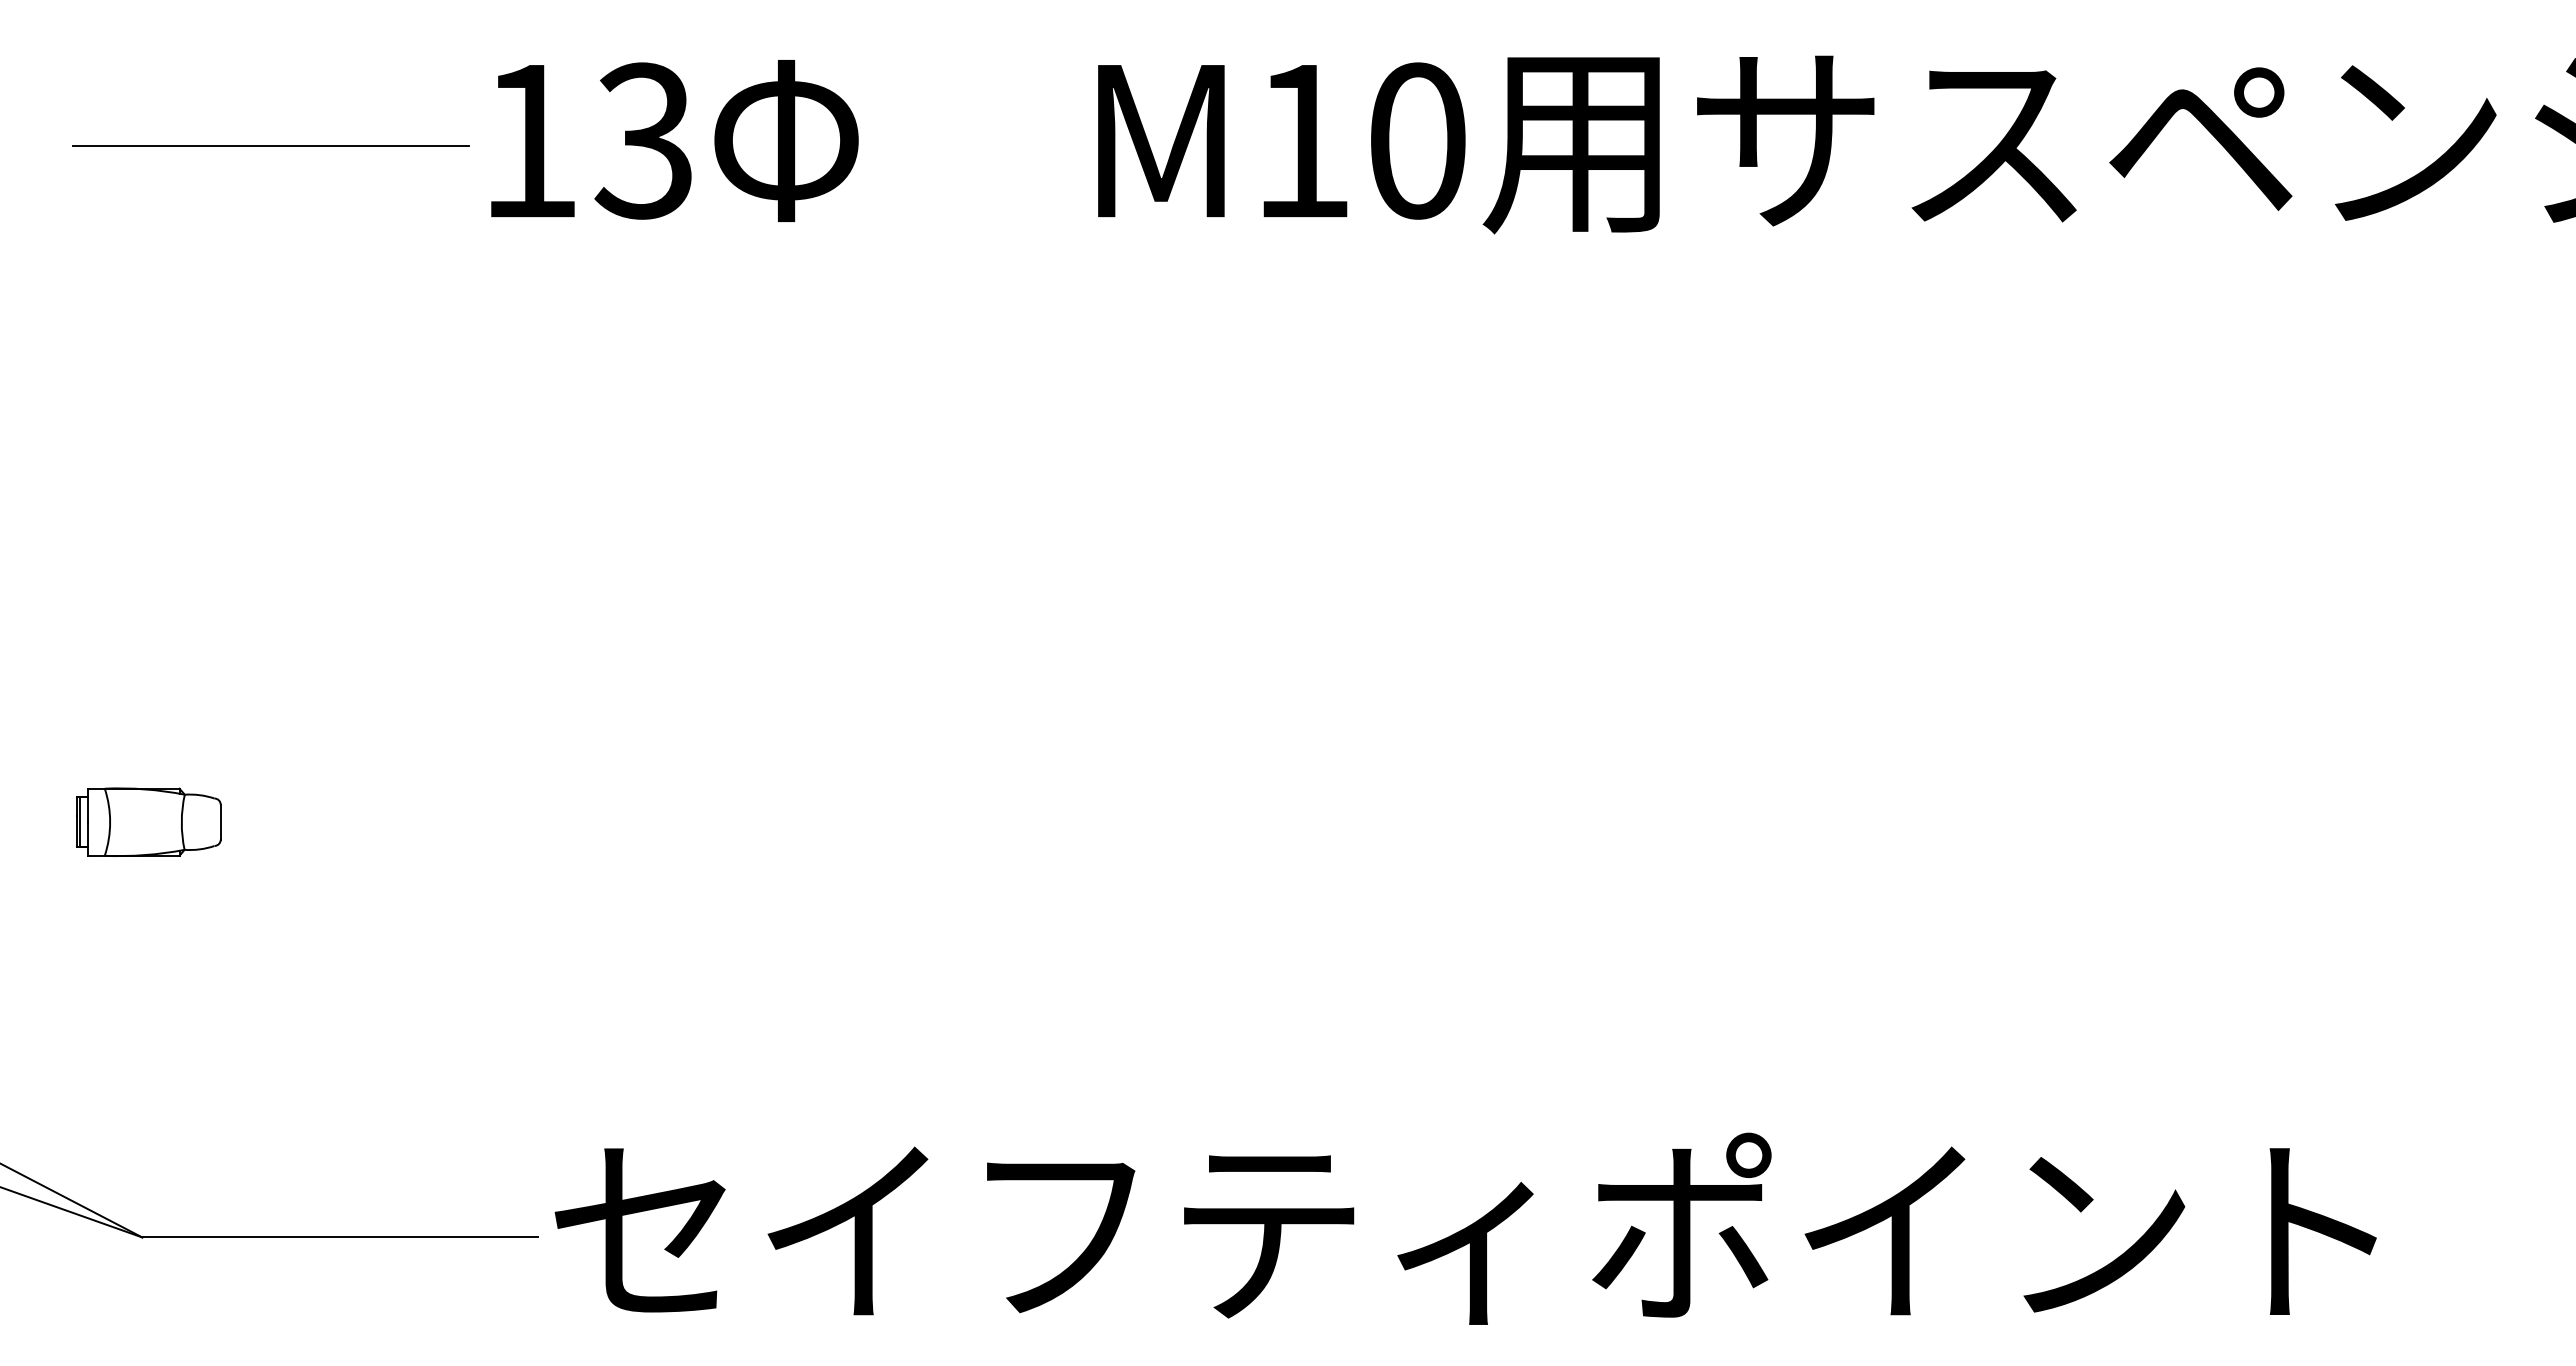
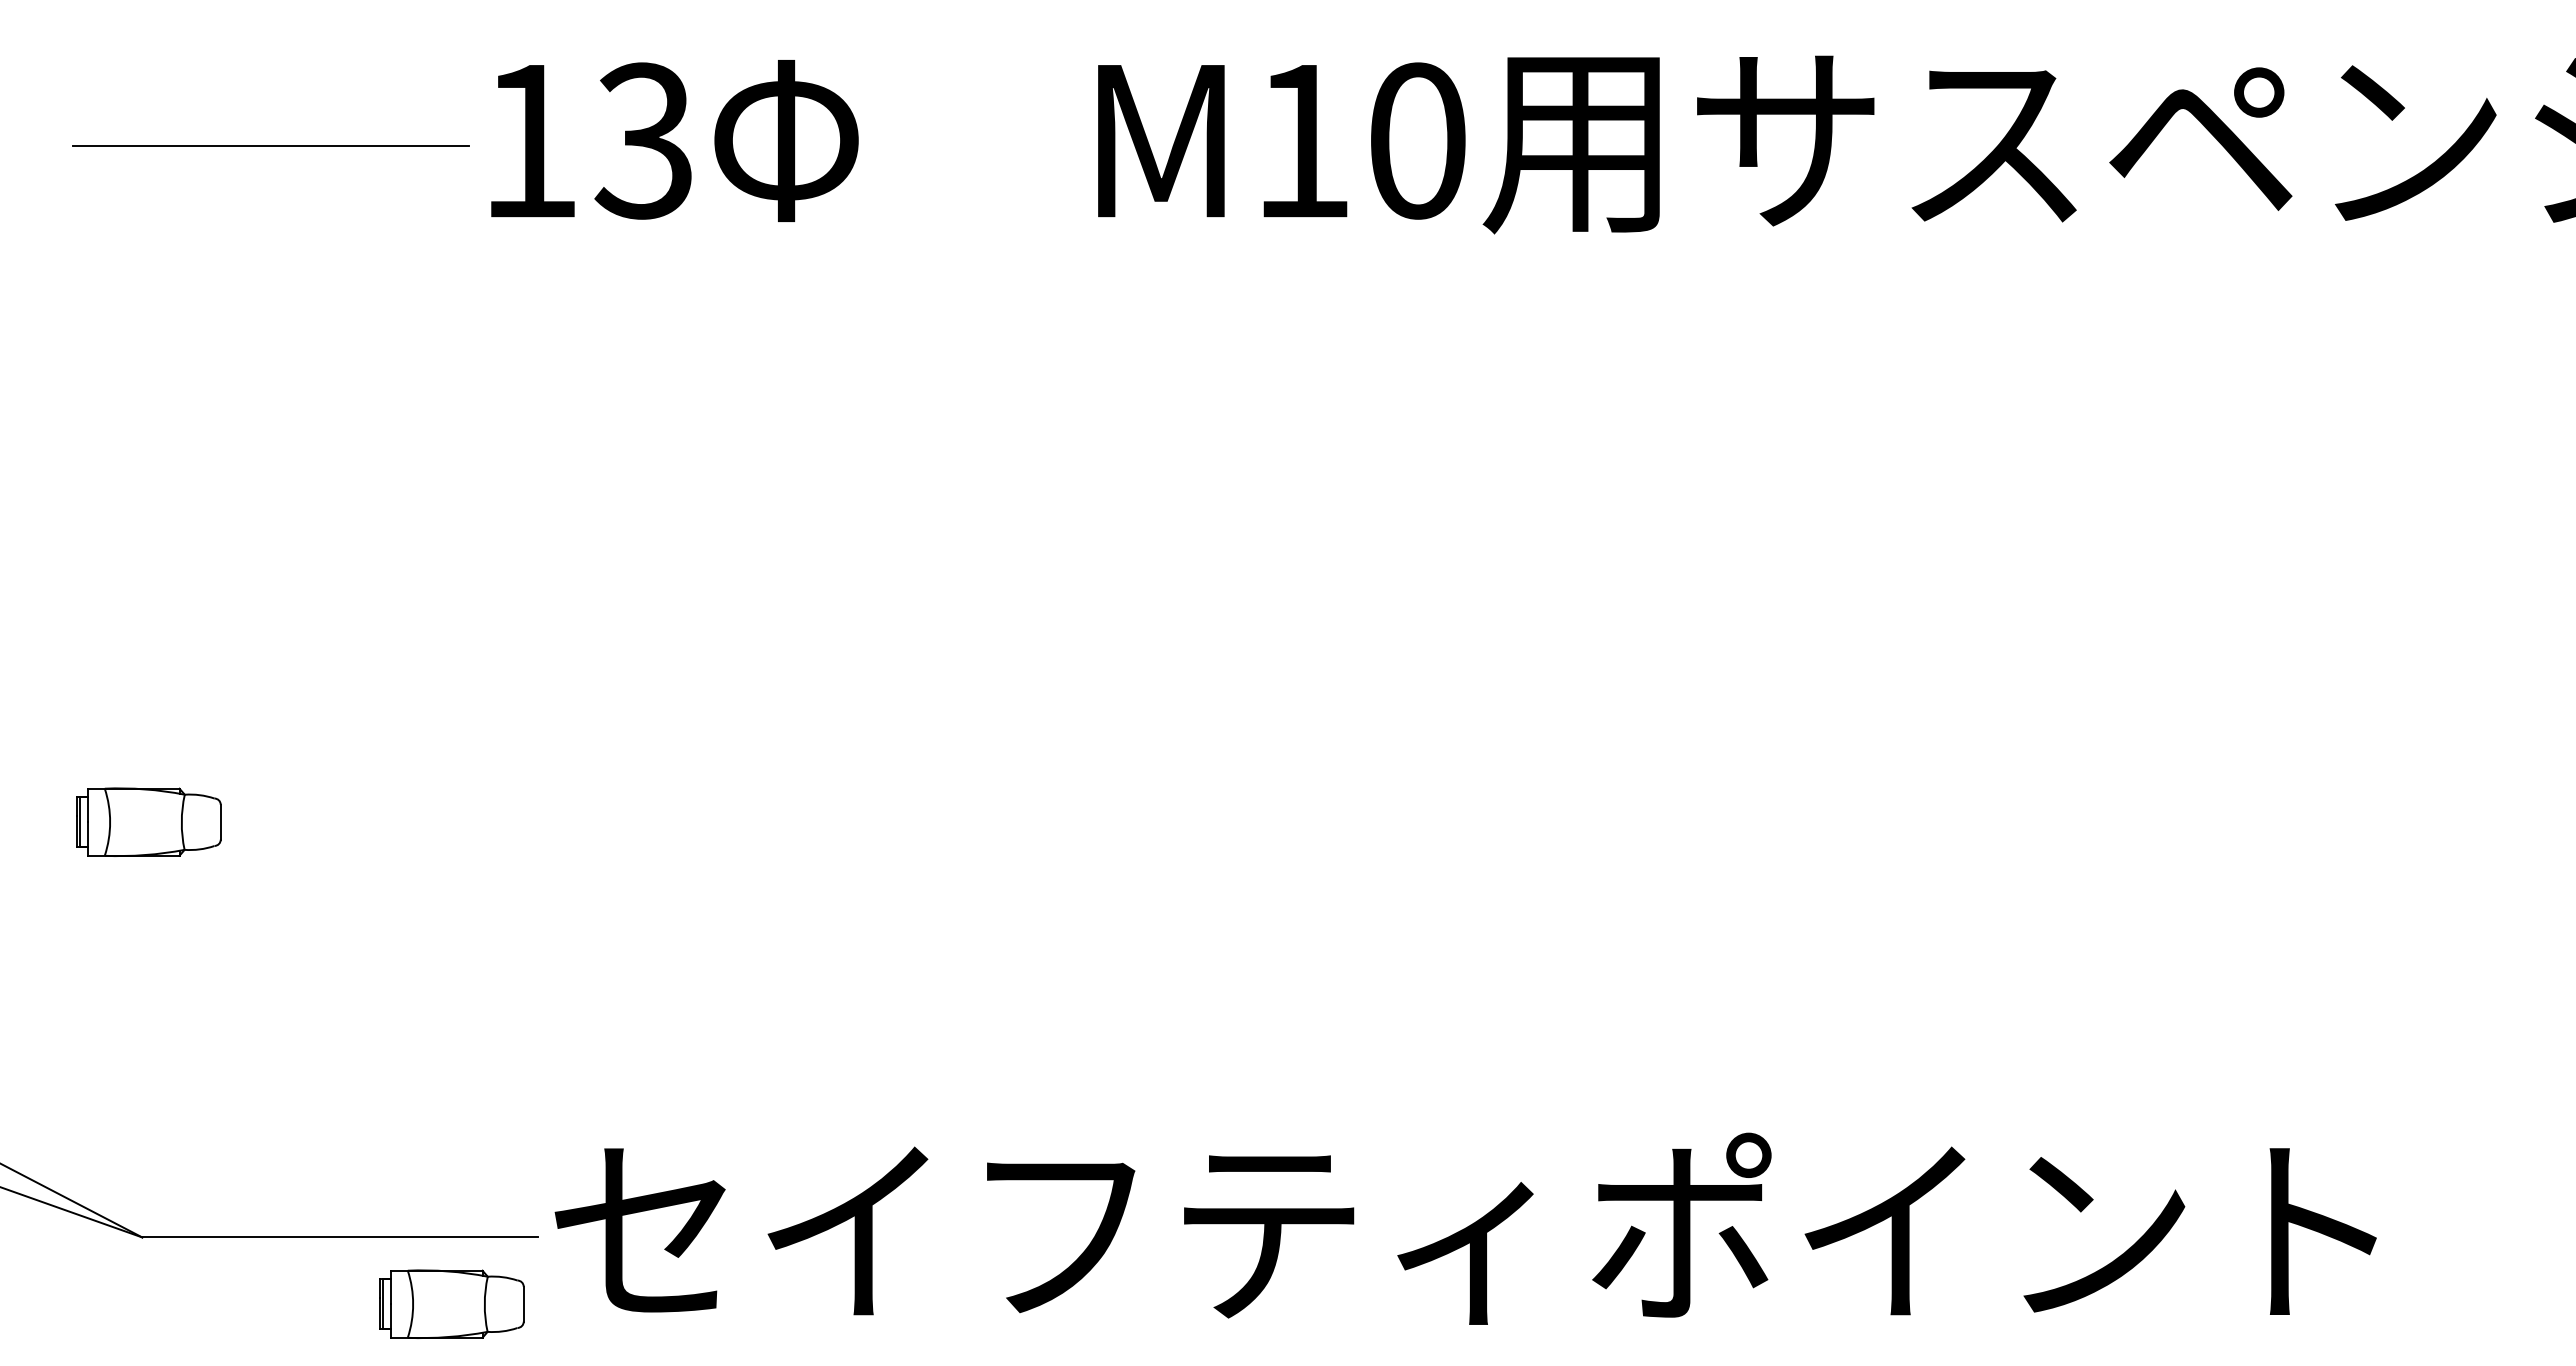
part: none -> present (451, 1303)
